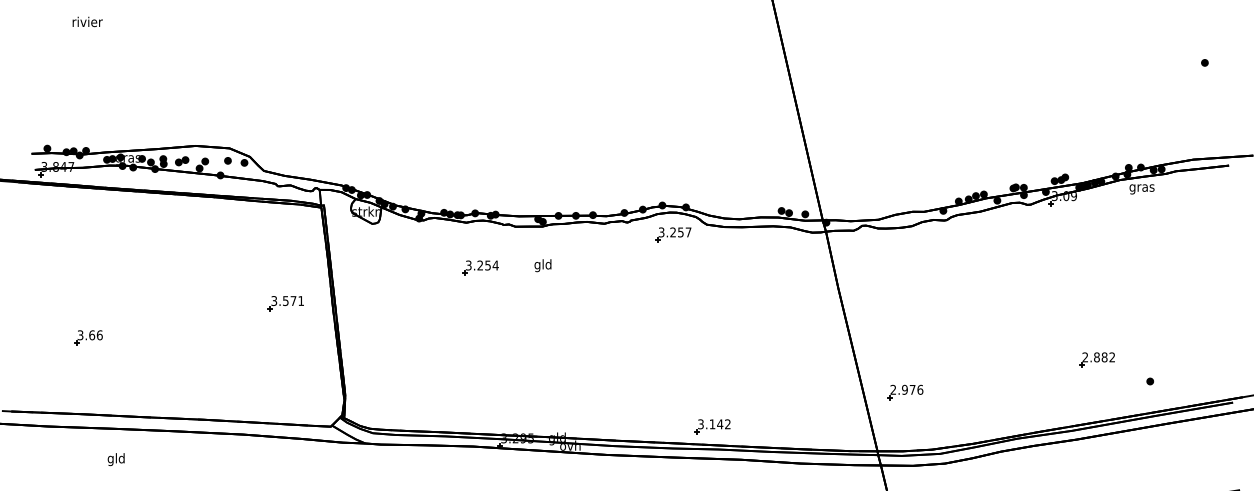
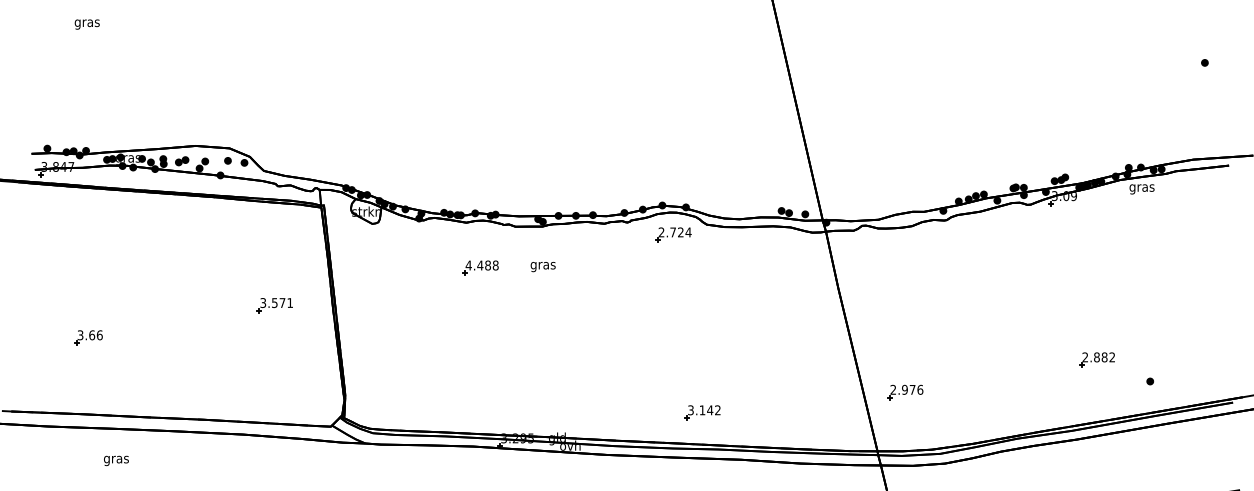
text: rivier -> gras (87, 22)
text: 3.257 -> 2.724 (674, 232)
text: 3.254 -> 4.488 (481, 265)
text: gld -> gras (542, 265)
part position: (285, 303) -> (274, 305) (274, 305)
part position: (712, 426) -> (702, 412) (702, 412)
text: gld -> gras (116, 459)
